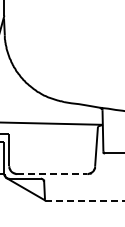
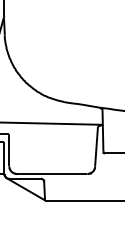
line: dashed -> solid (52, 174)
line: dashed -> solid (85, 201)
